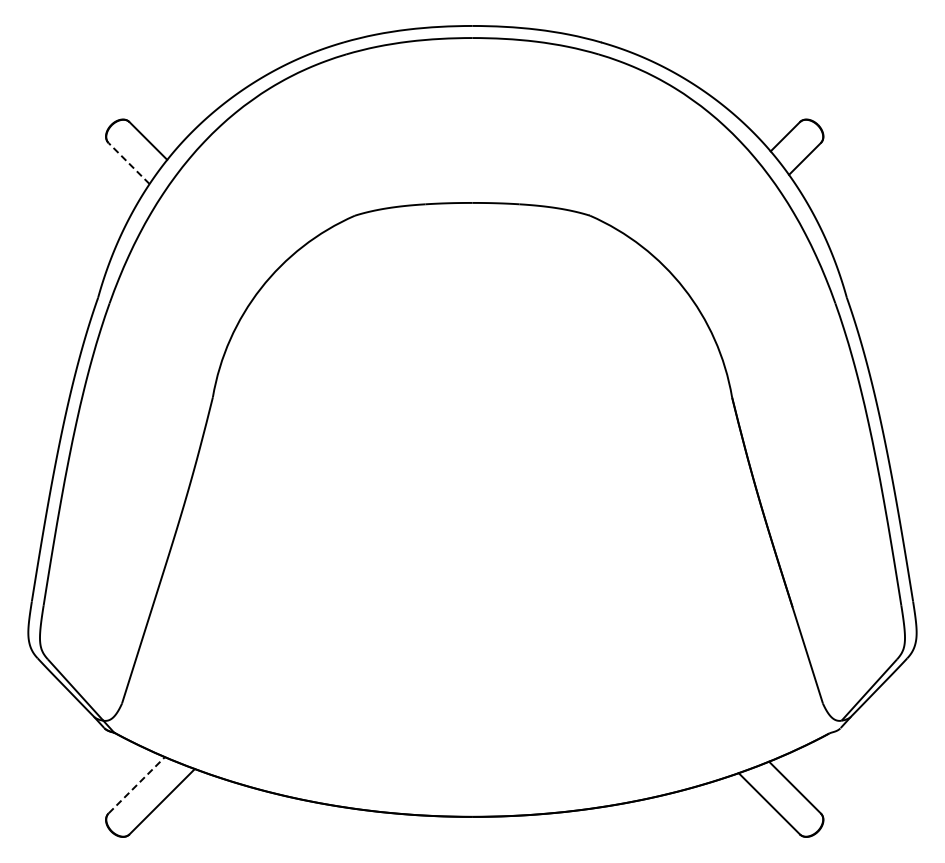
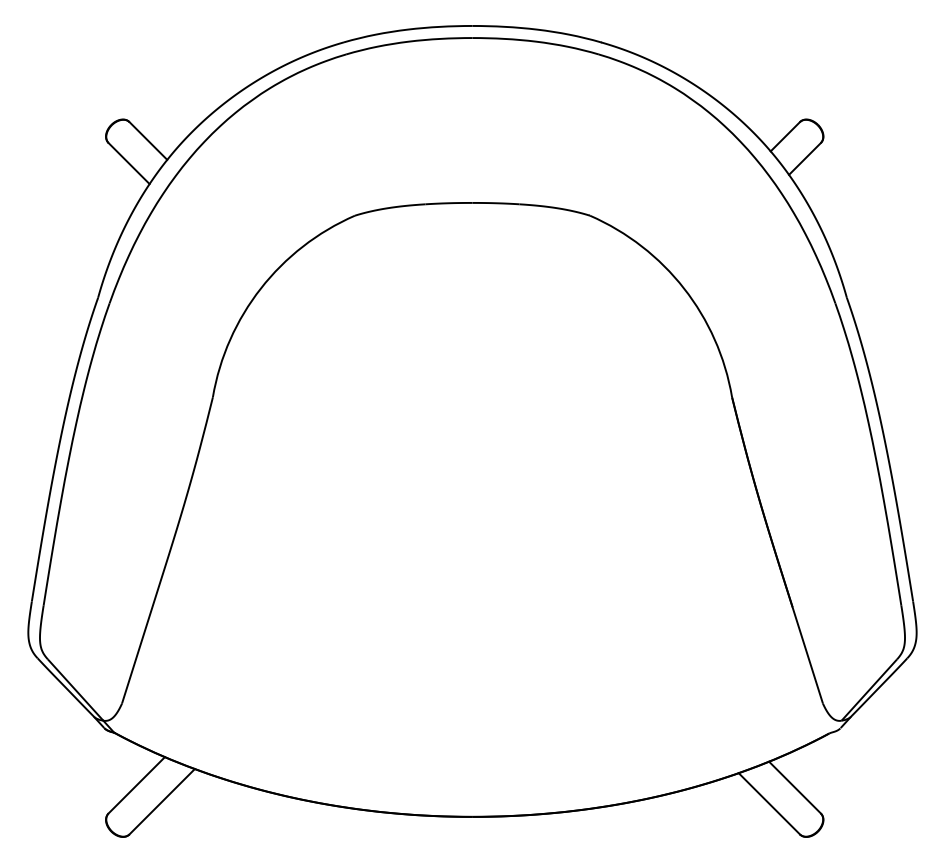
line: dashed -> solid (129, 163)
line: dashed -> solid (136, 785)
